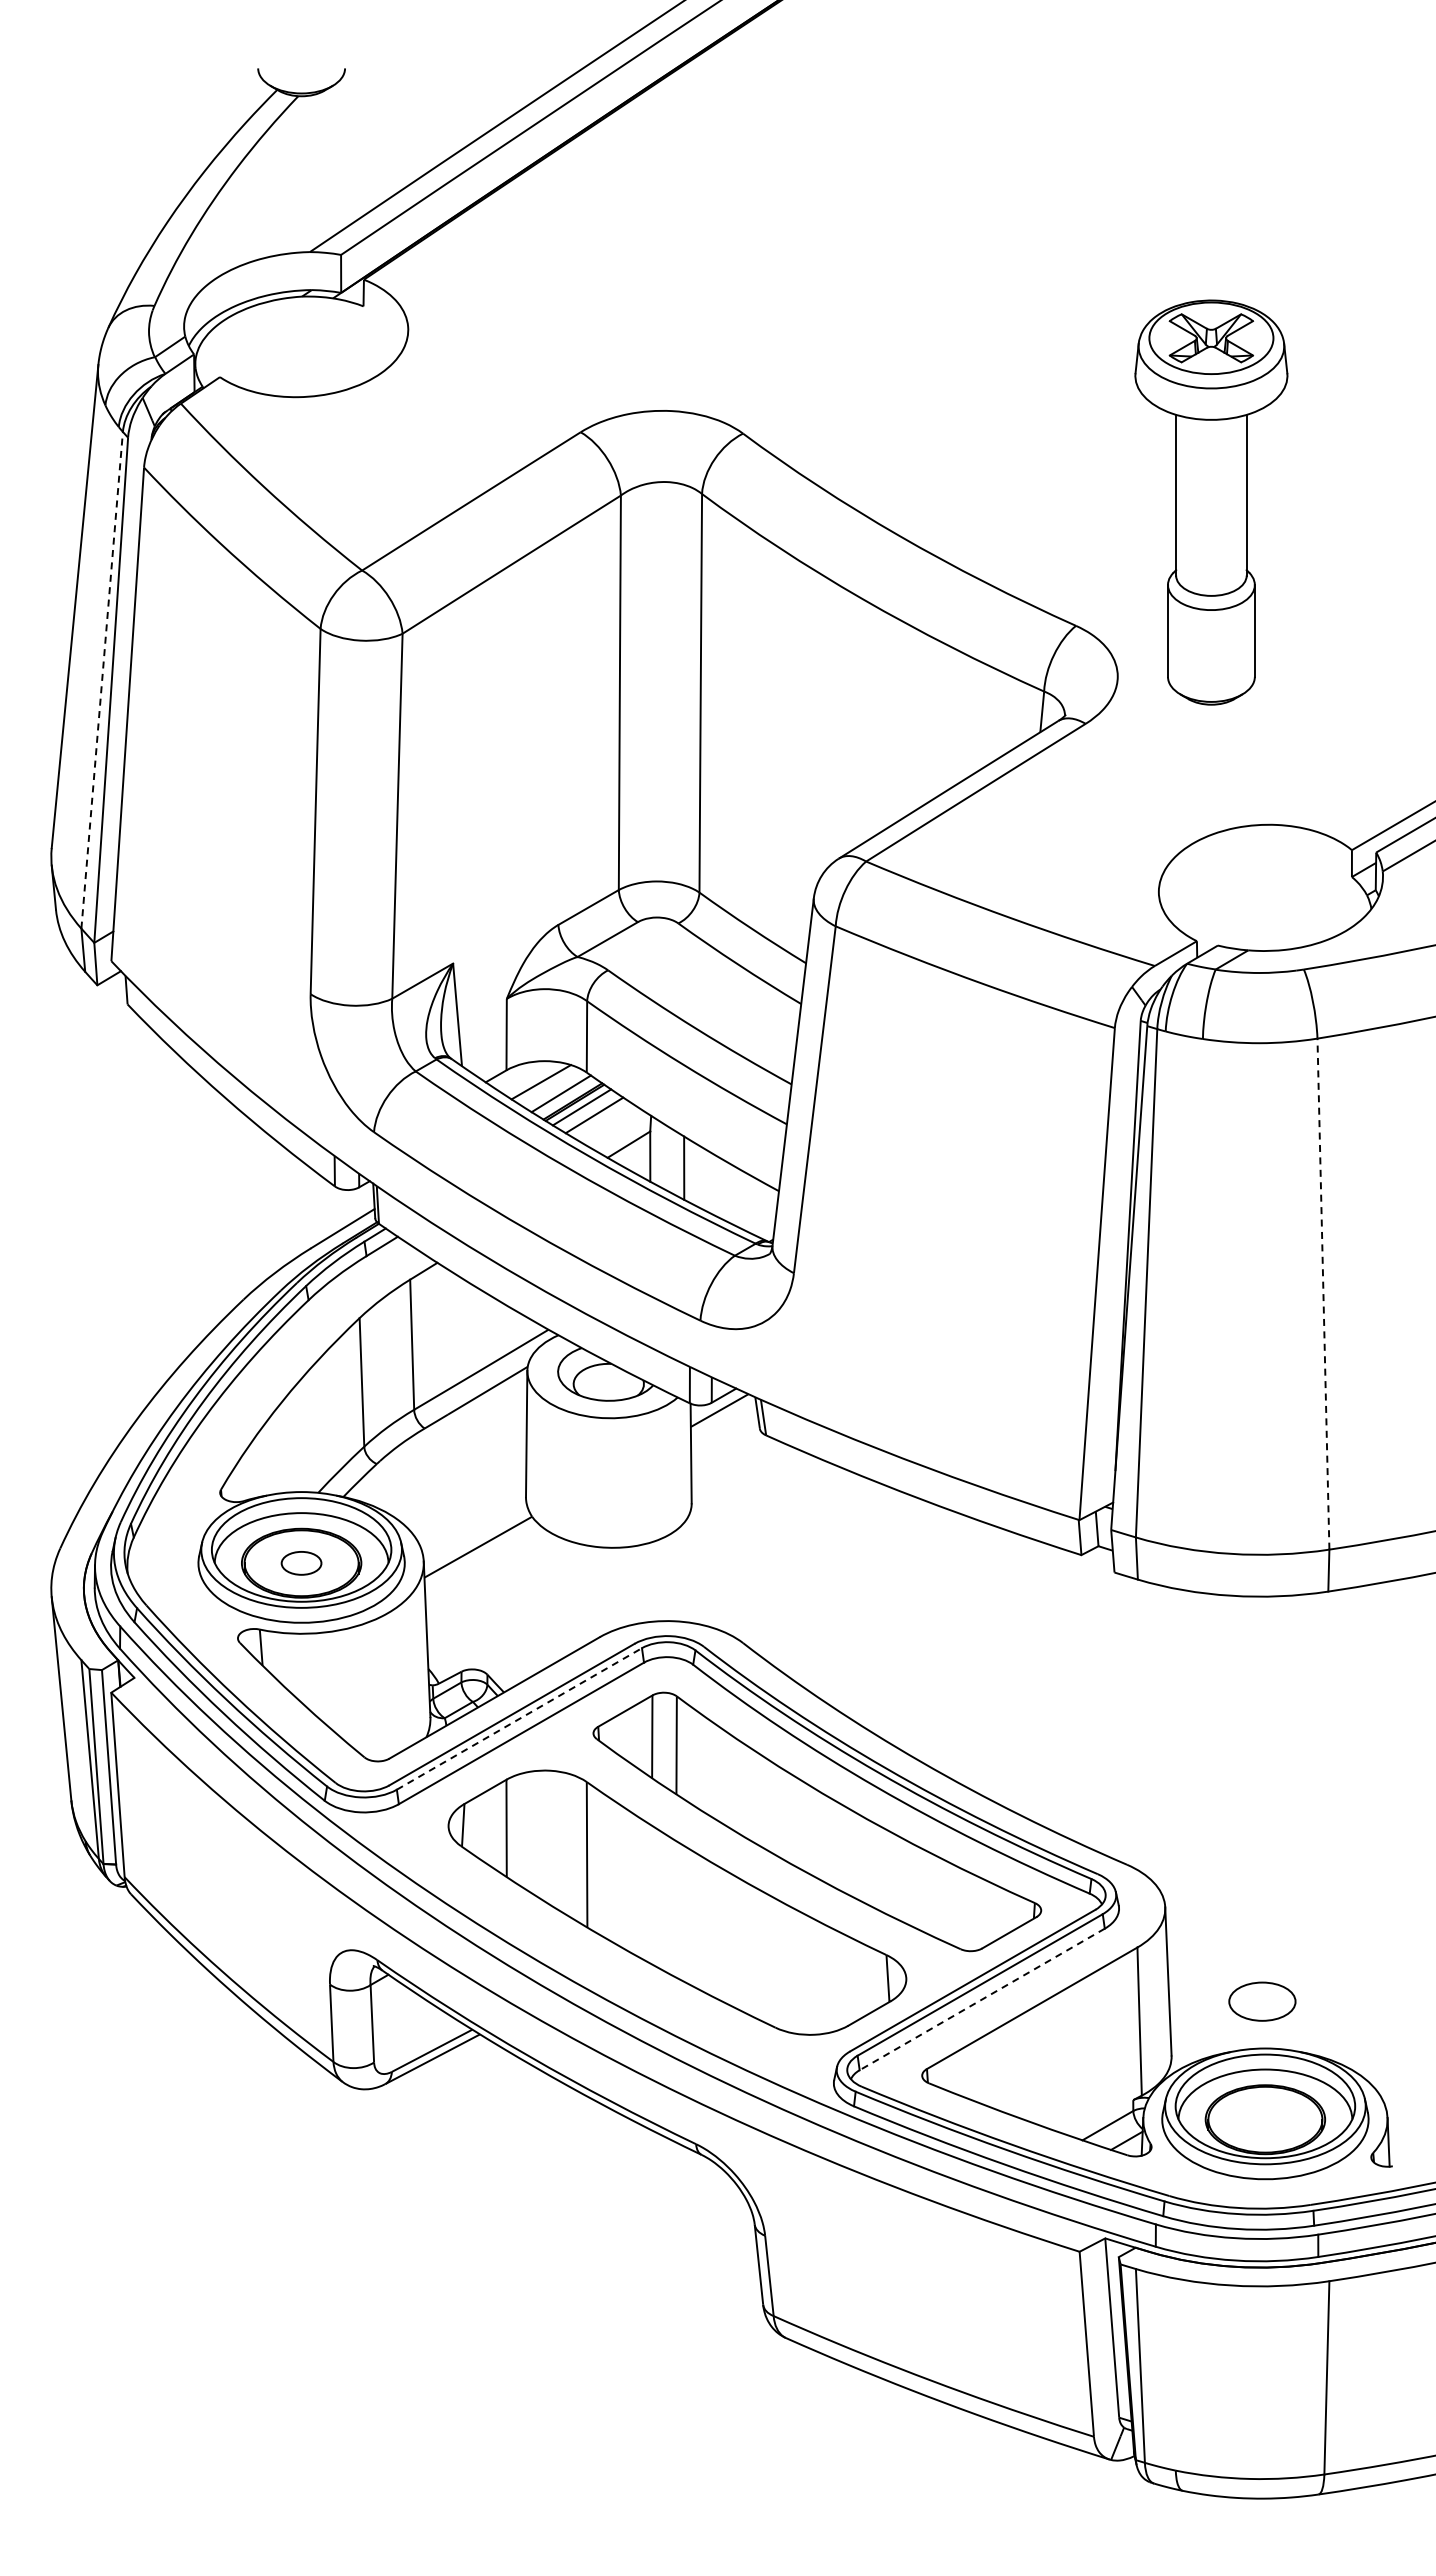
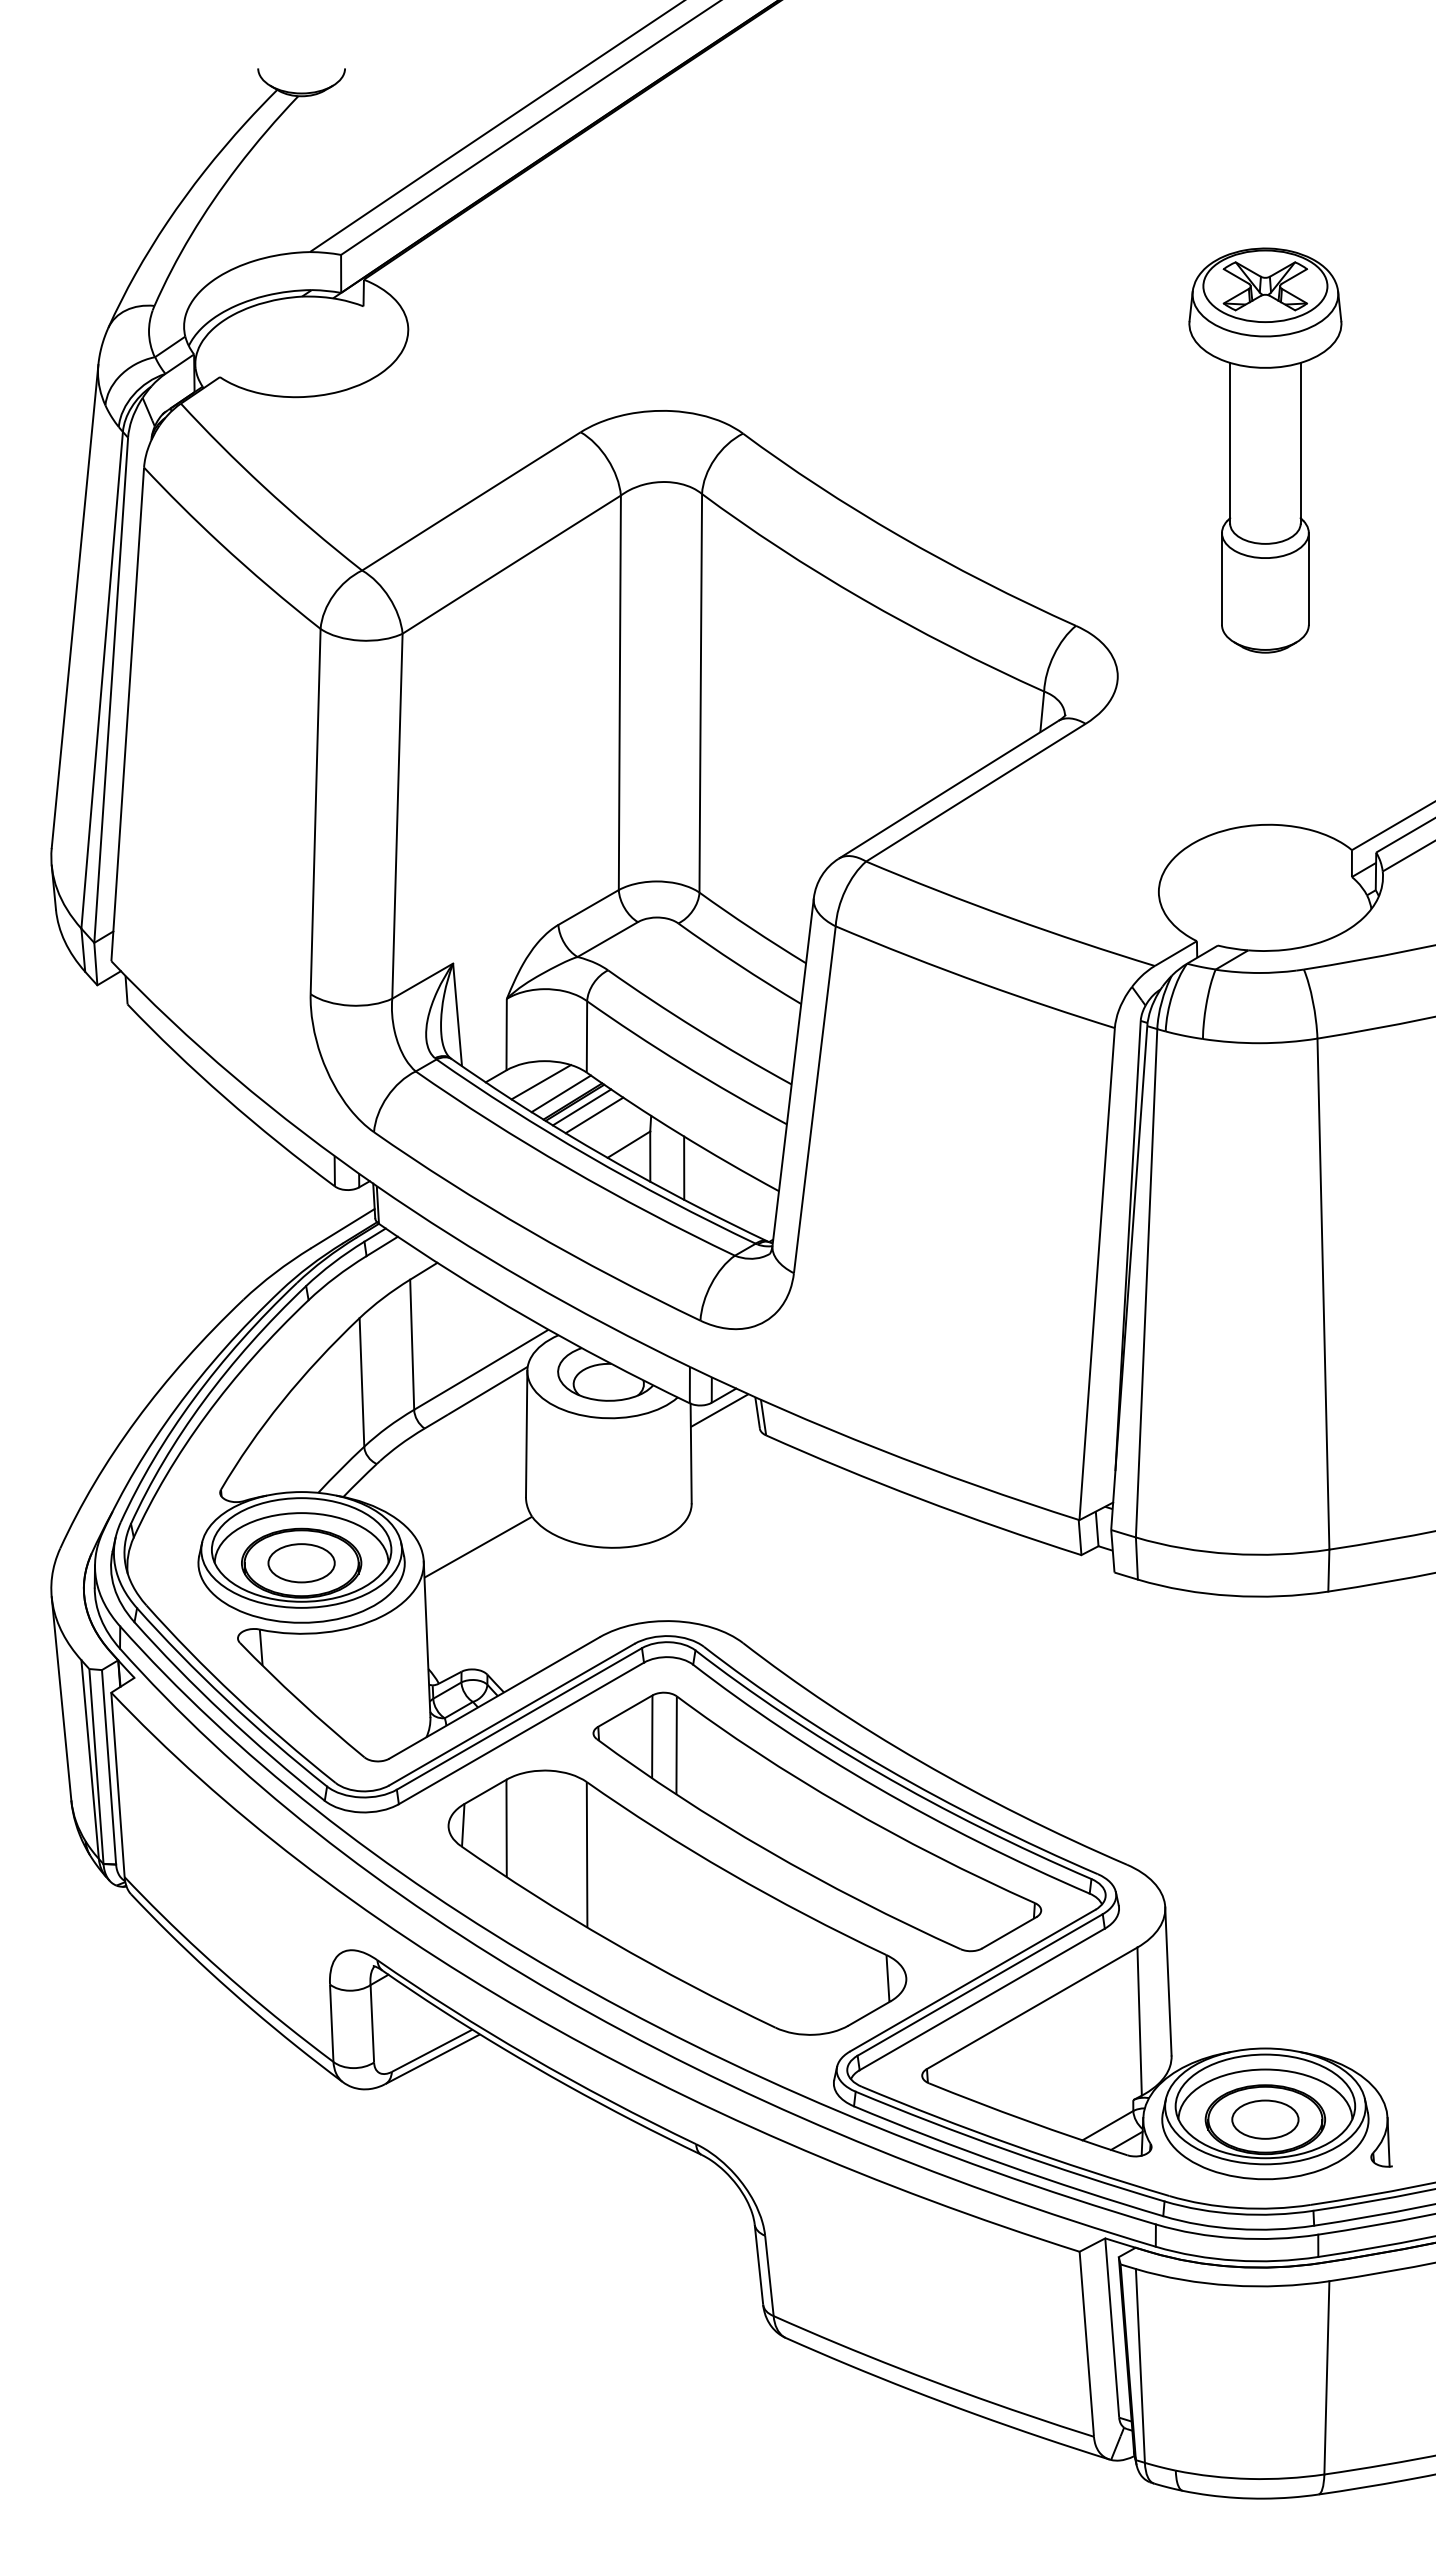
part position: (1211, 502) -> (1265, 450) (1265, 450)
line: dashed -> solid (102, 679)
line: dashed -> solid (1323, 1294)
part size: 43x25 px -> 69x41 px (301, 1563)
line: dashed -> solid (519, 1718)
line: dashed -> solid (982, 1999)
part position: (1262, 2001) -> (1265, 2119) (1265, 2119)
